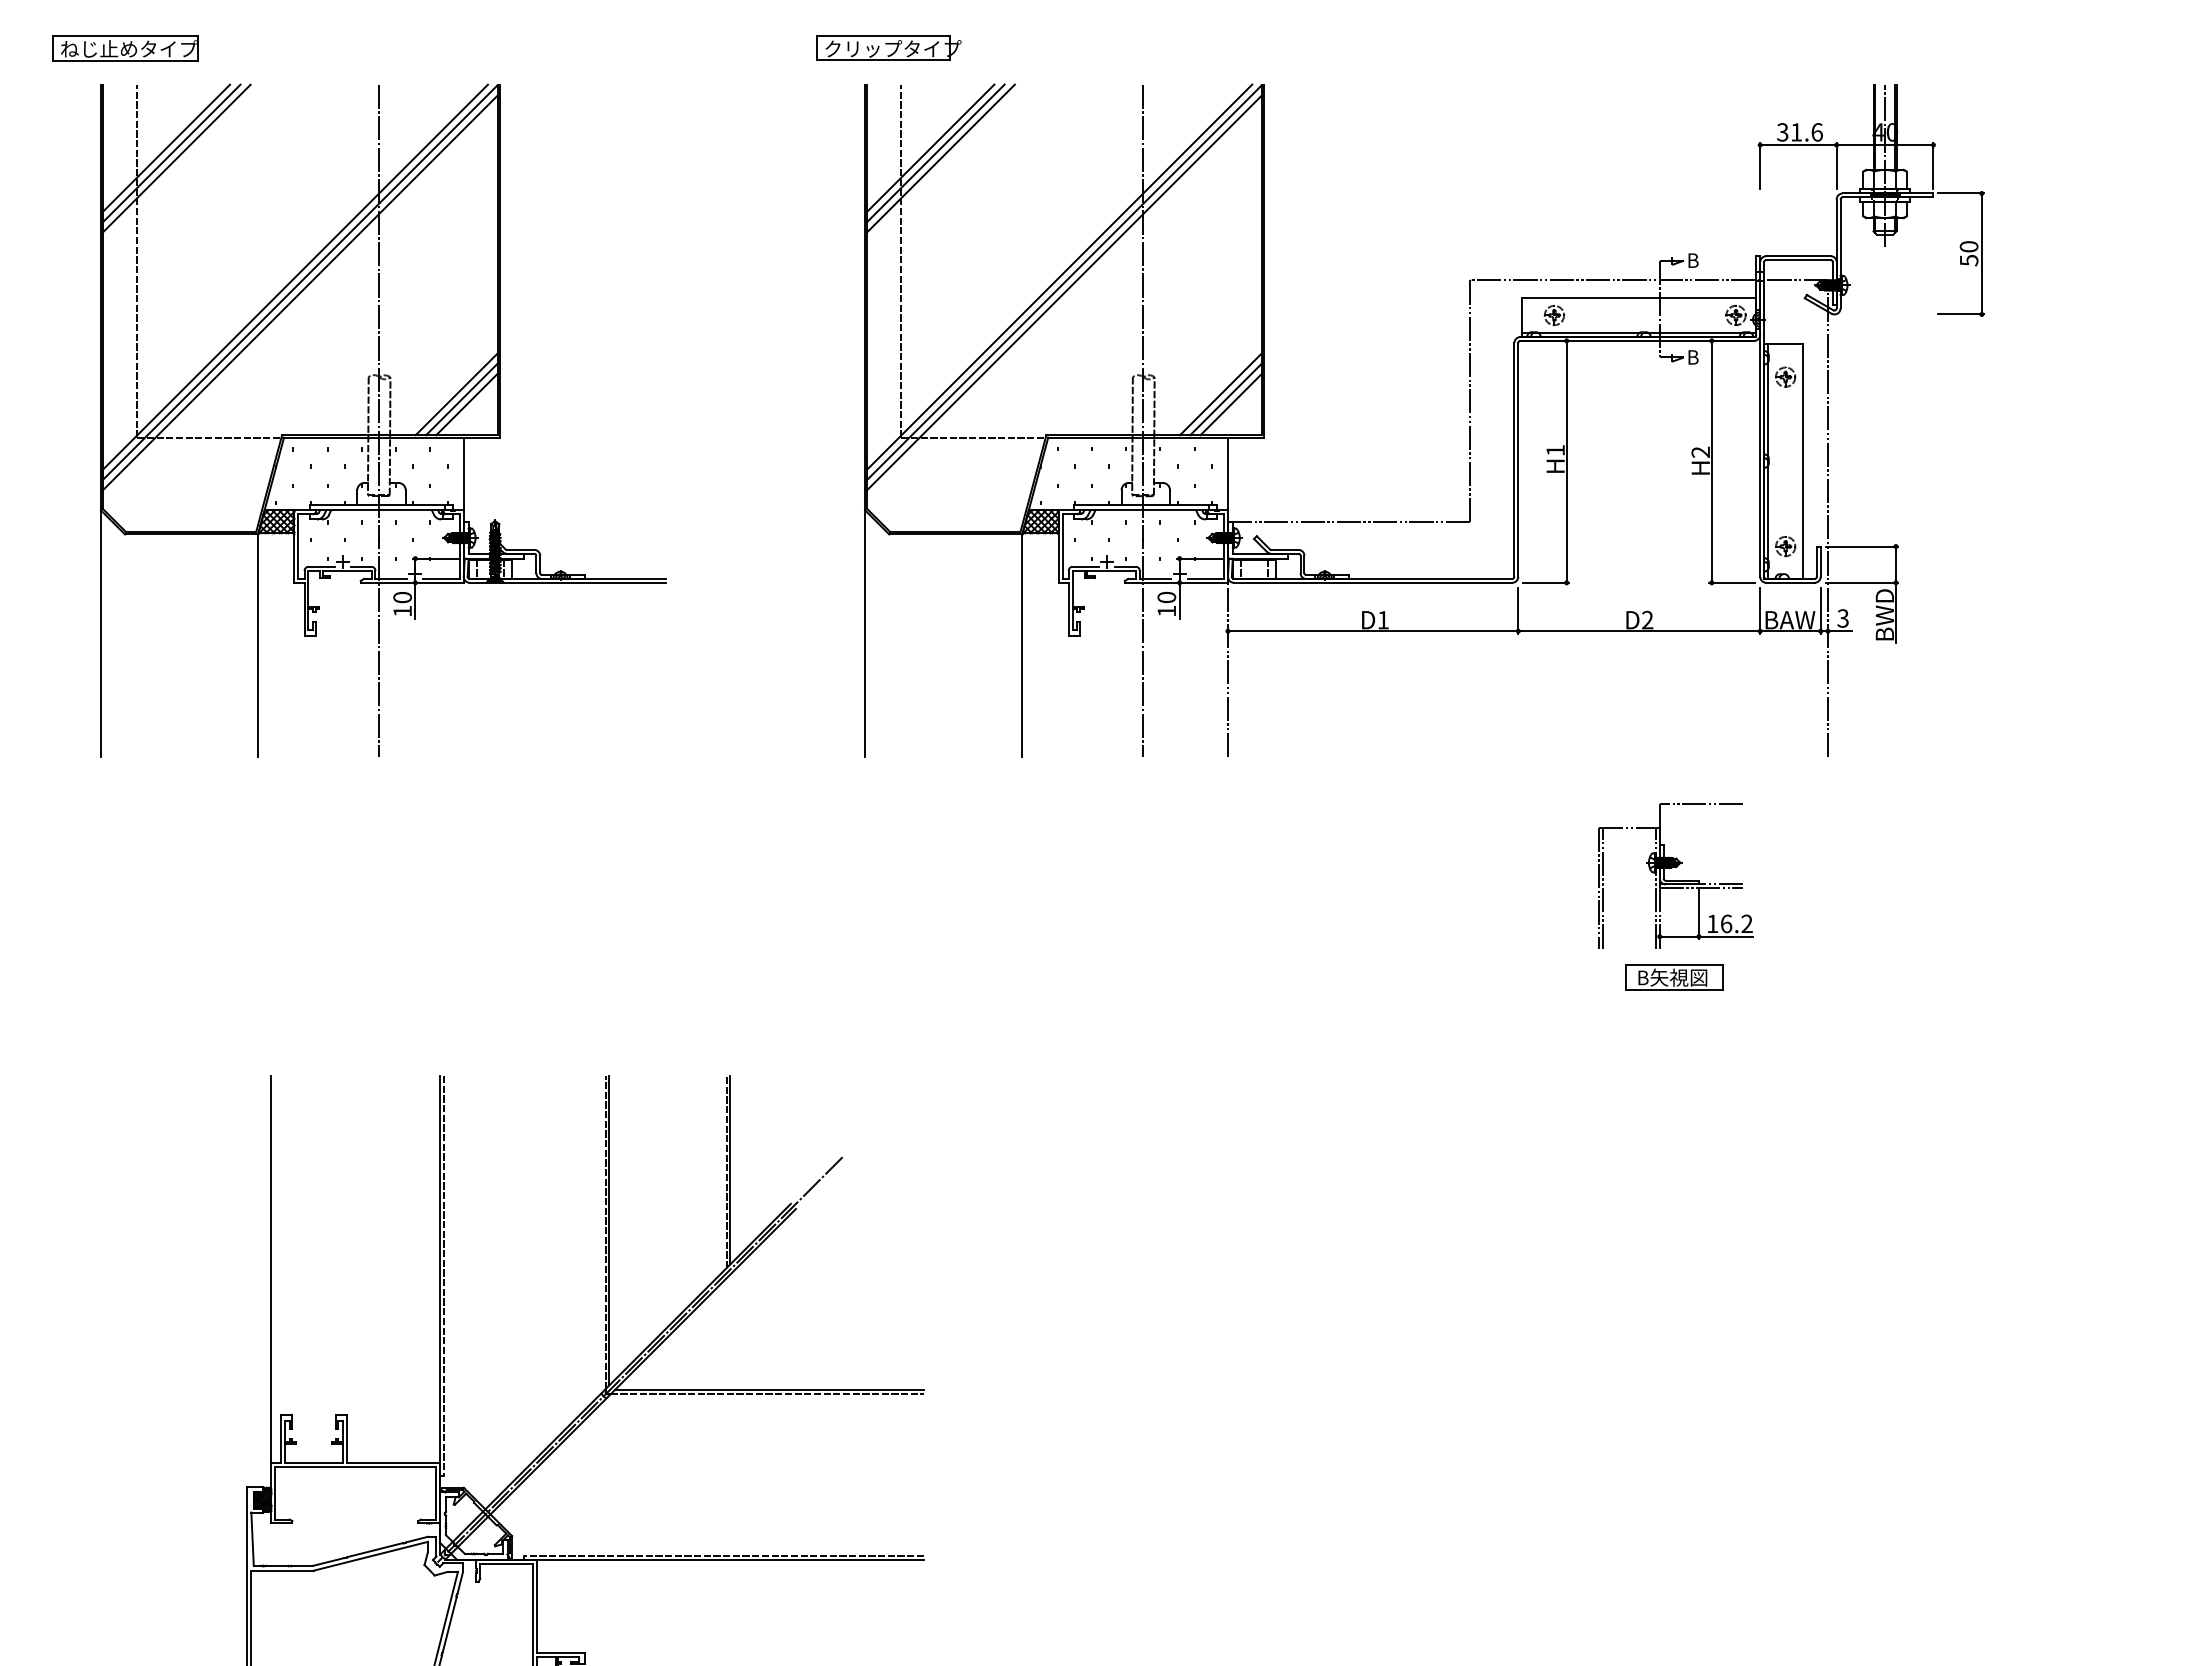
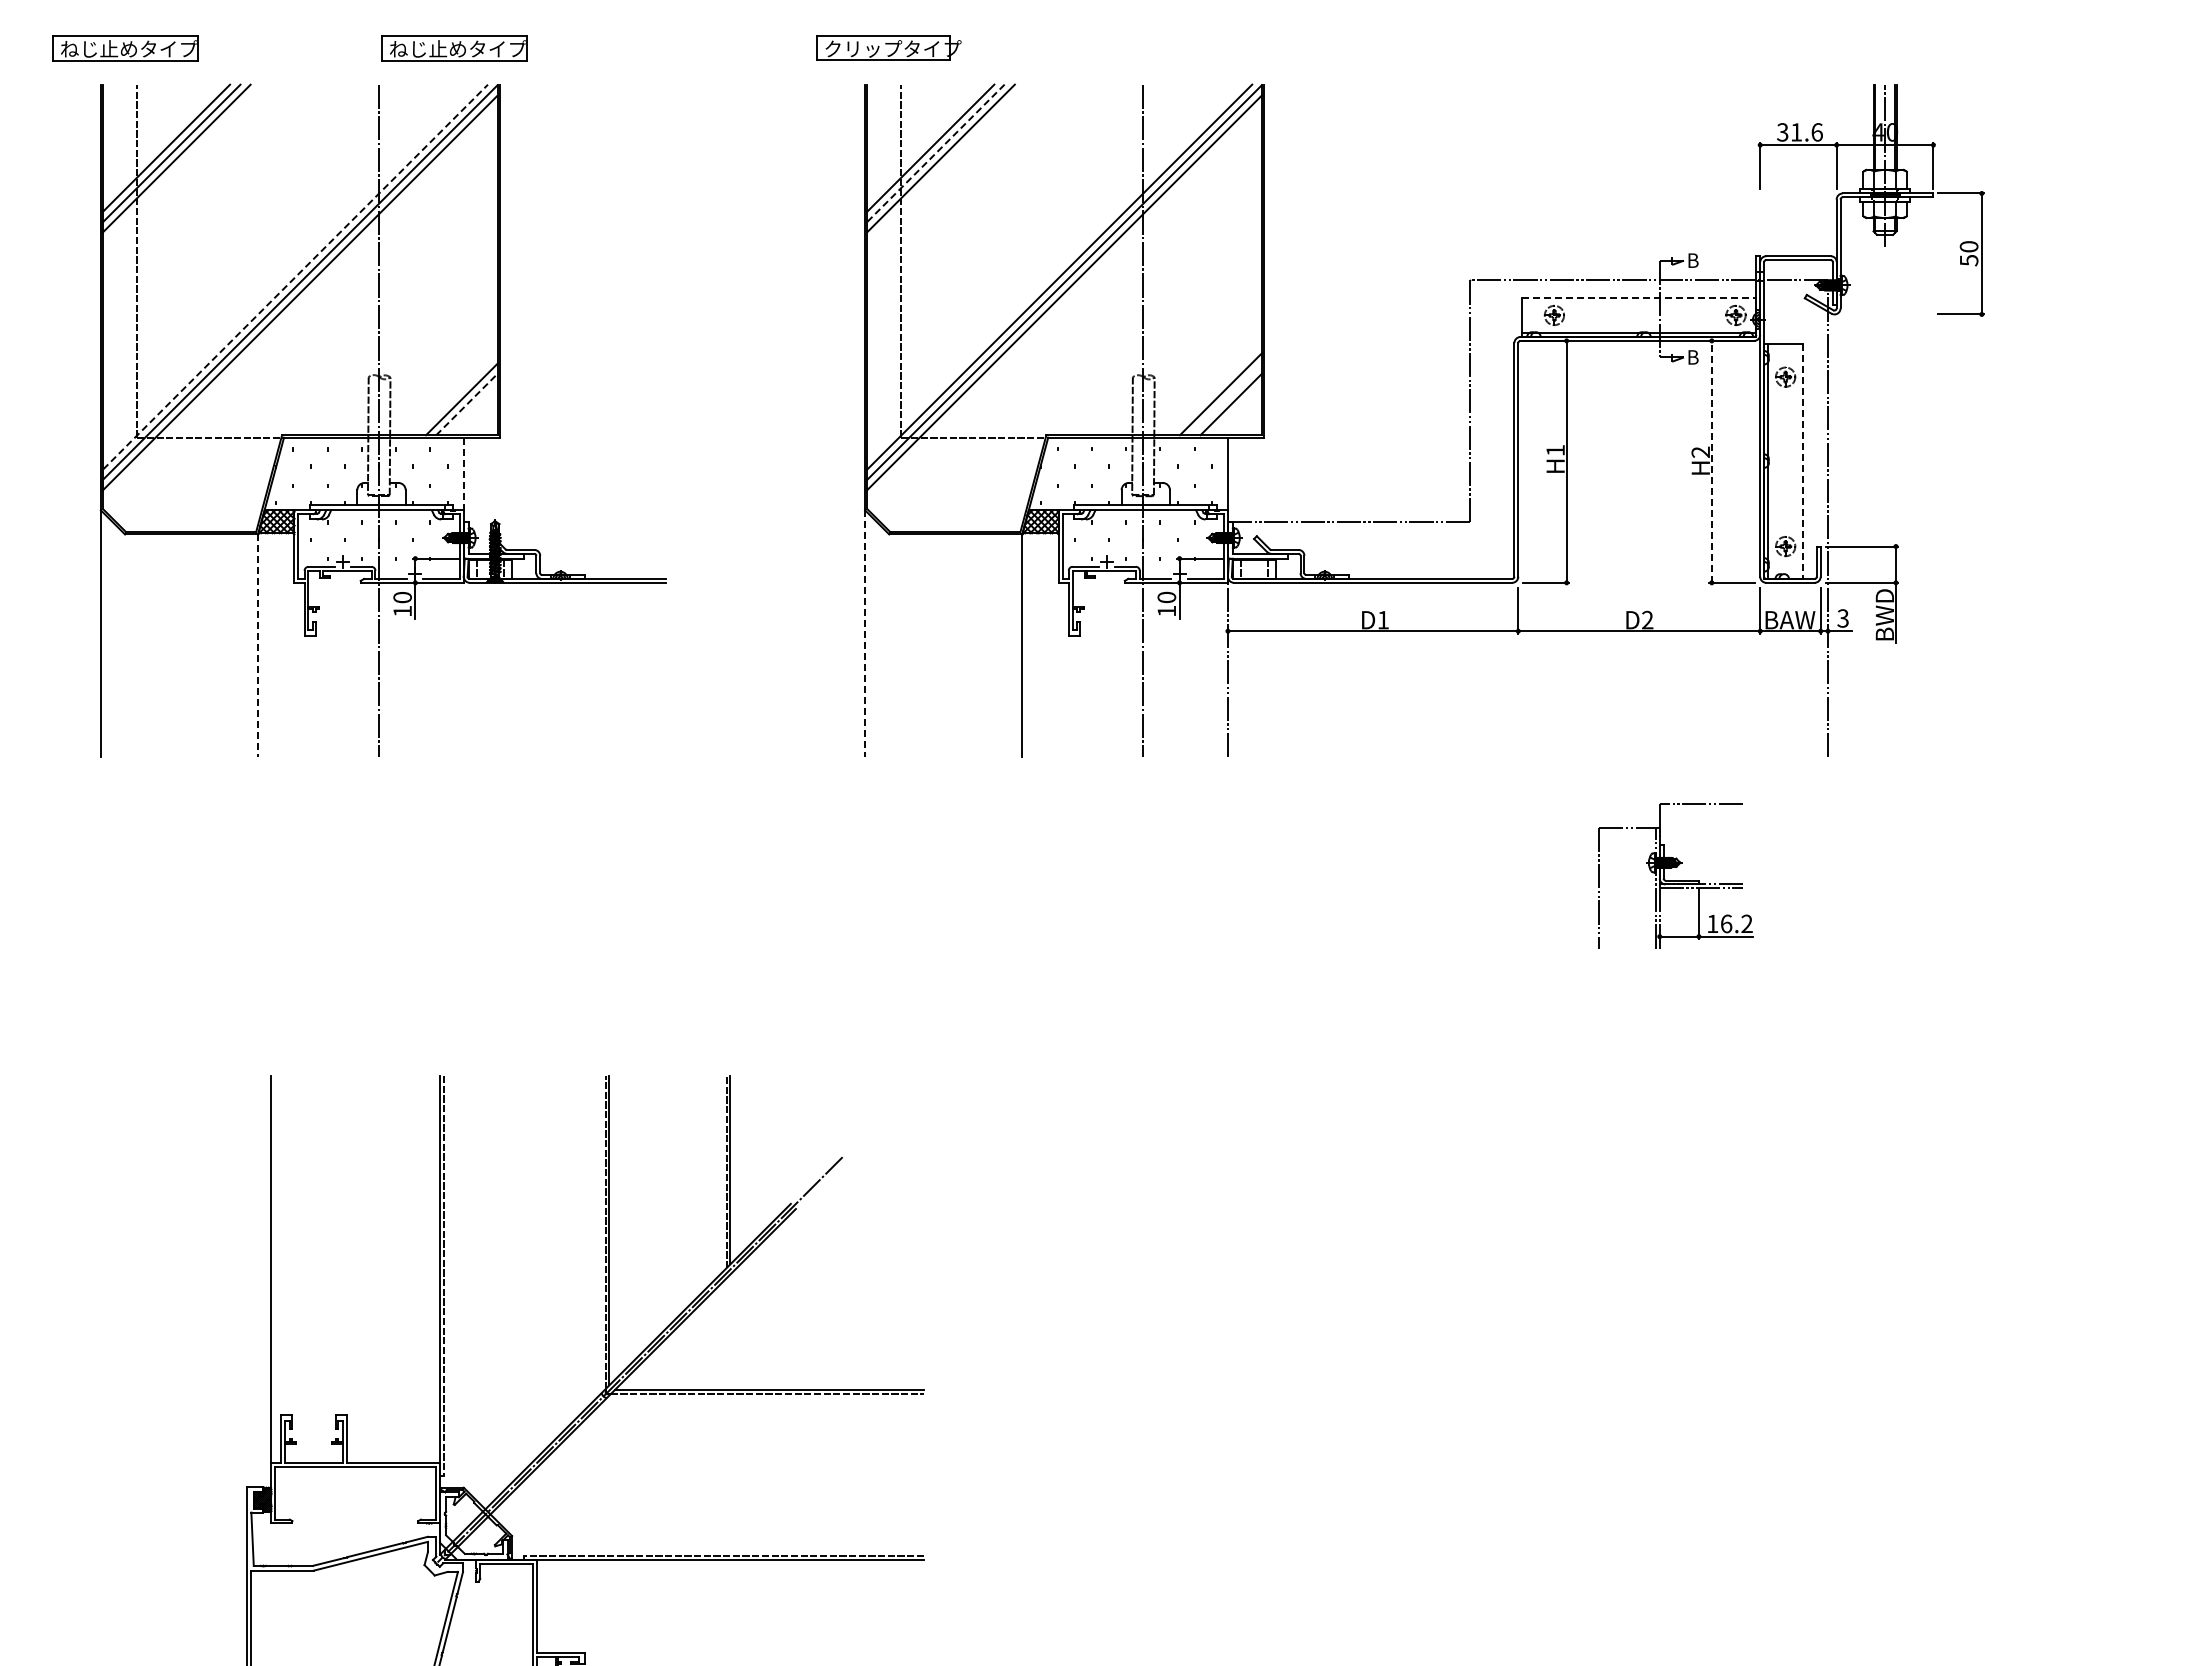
part: none -> present (454, 48)
line: solid -> dashed (936, 153)
line: solid -> dashed (295, 276)
line: solid -> dashed (1639, 297)
line: present -> none (456, 394)
line: present -> none (1225, 399)
line: solid -> dashed (467, 404)
line: solid -> dashed (1711, 461)
line: solid -> dashed (1803, 462)
line: solid -> dashed (463, 474)
line: solid -> dashed (865, 634)
line: solid -> dashed (258, 646)
line: present -> none (1603, 887)
part: present -> none (1674, 977)
